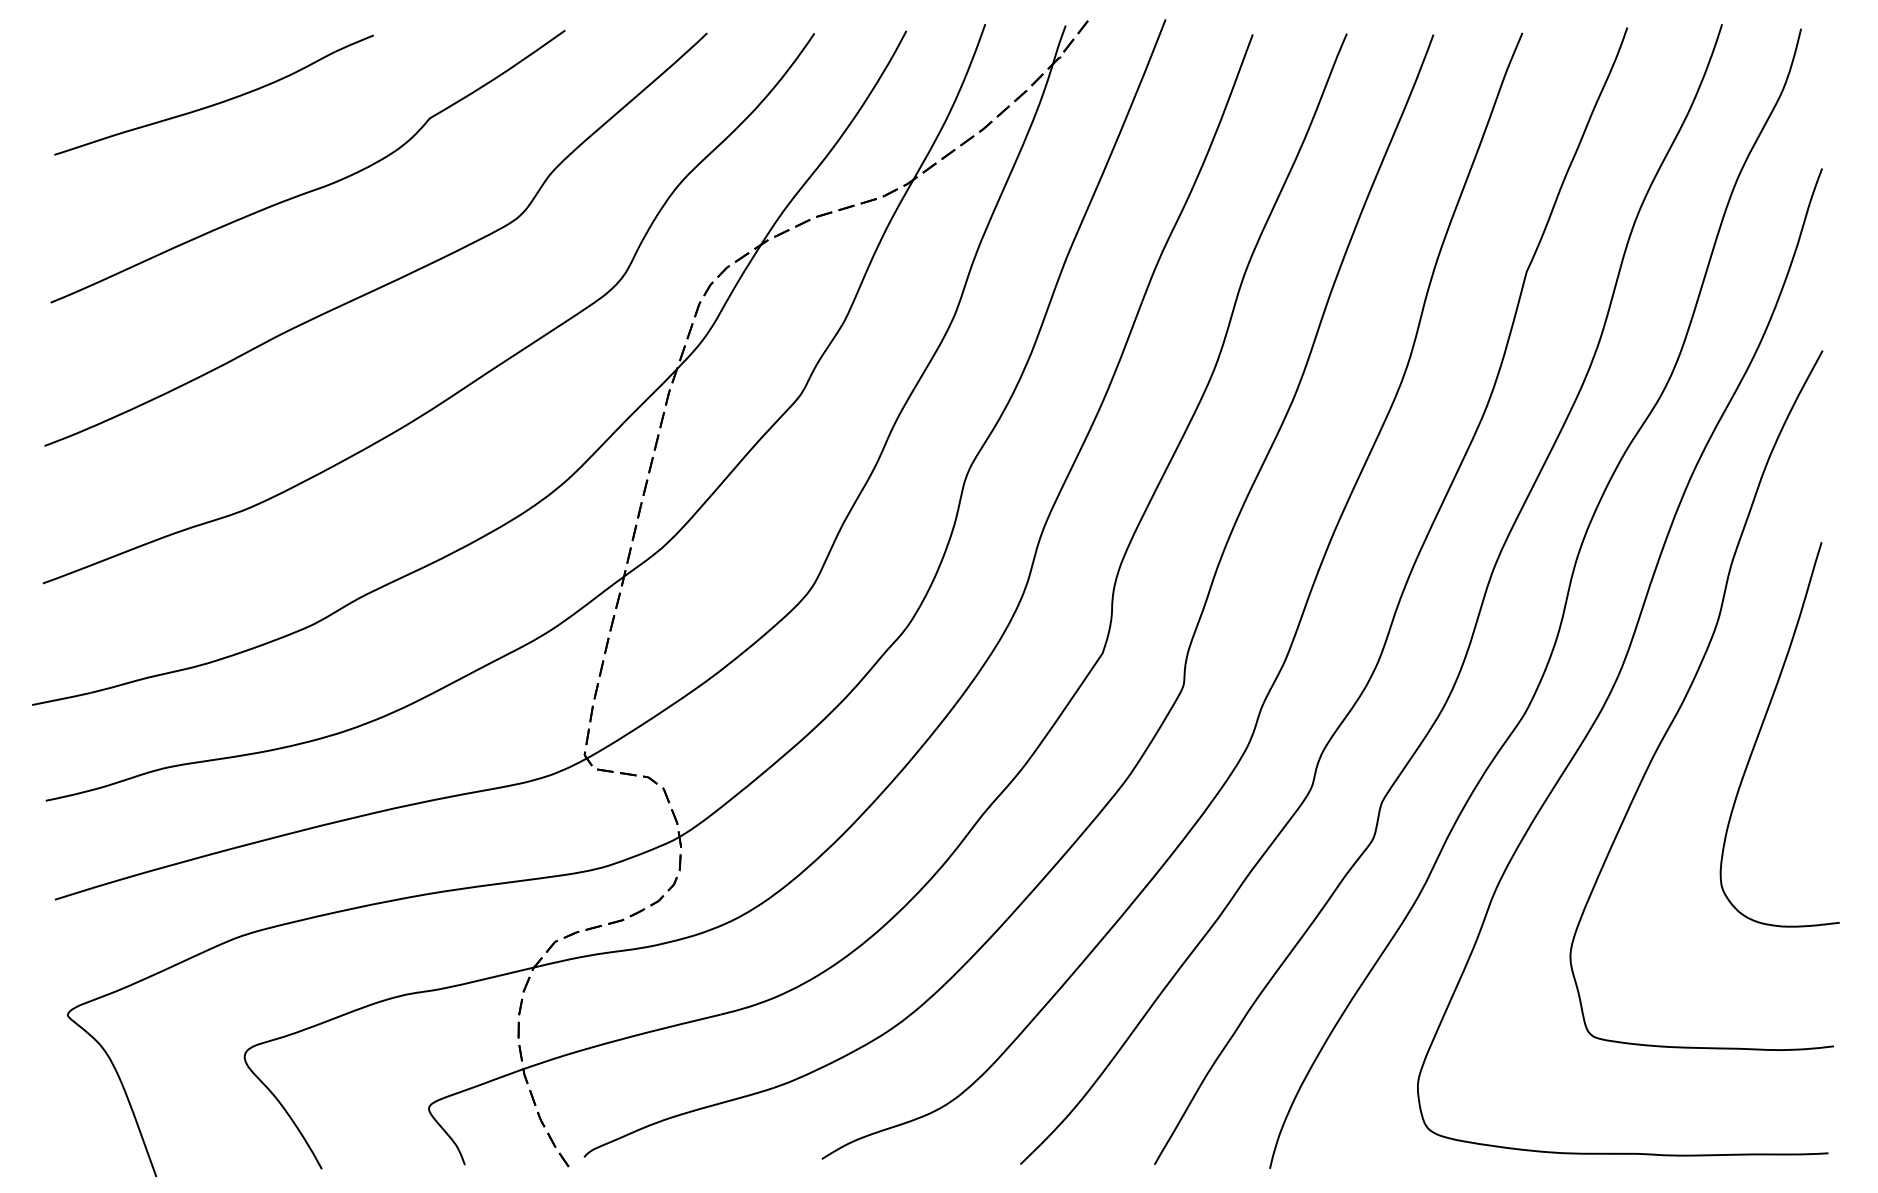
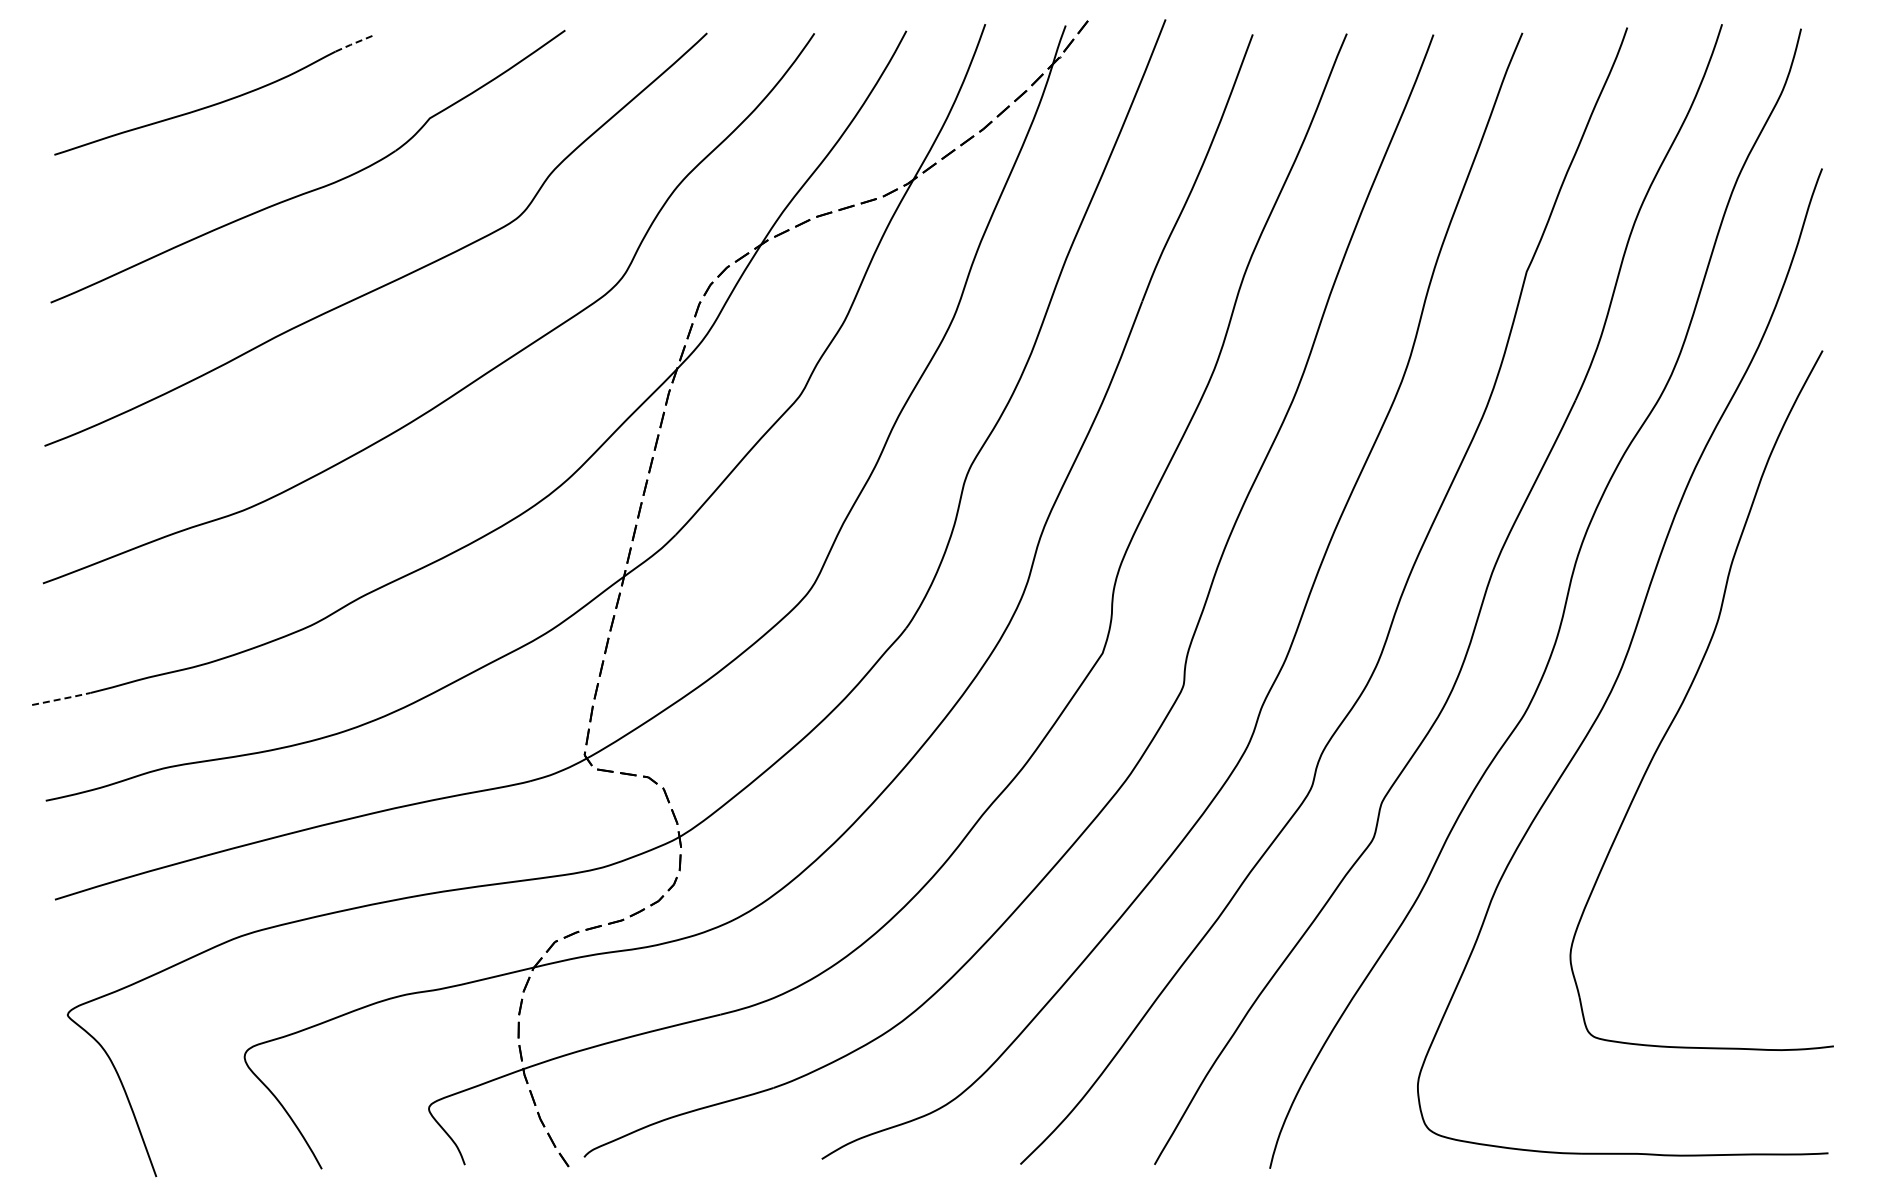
line: solid -> dashed (354, 43)
line: solid -> dashed (62, 698)
curve: present -> none (1762, 727)
